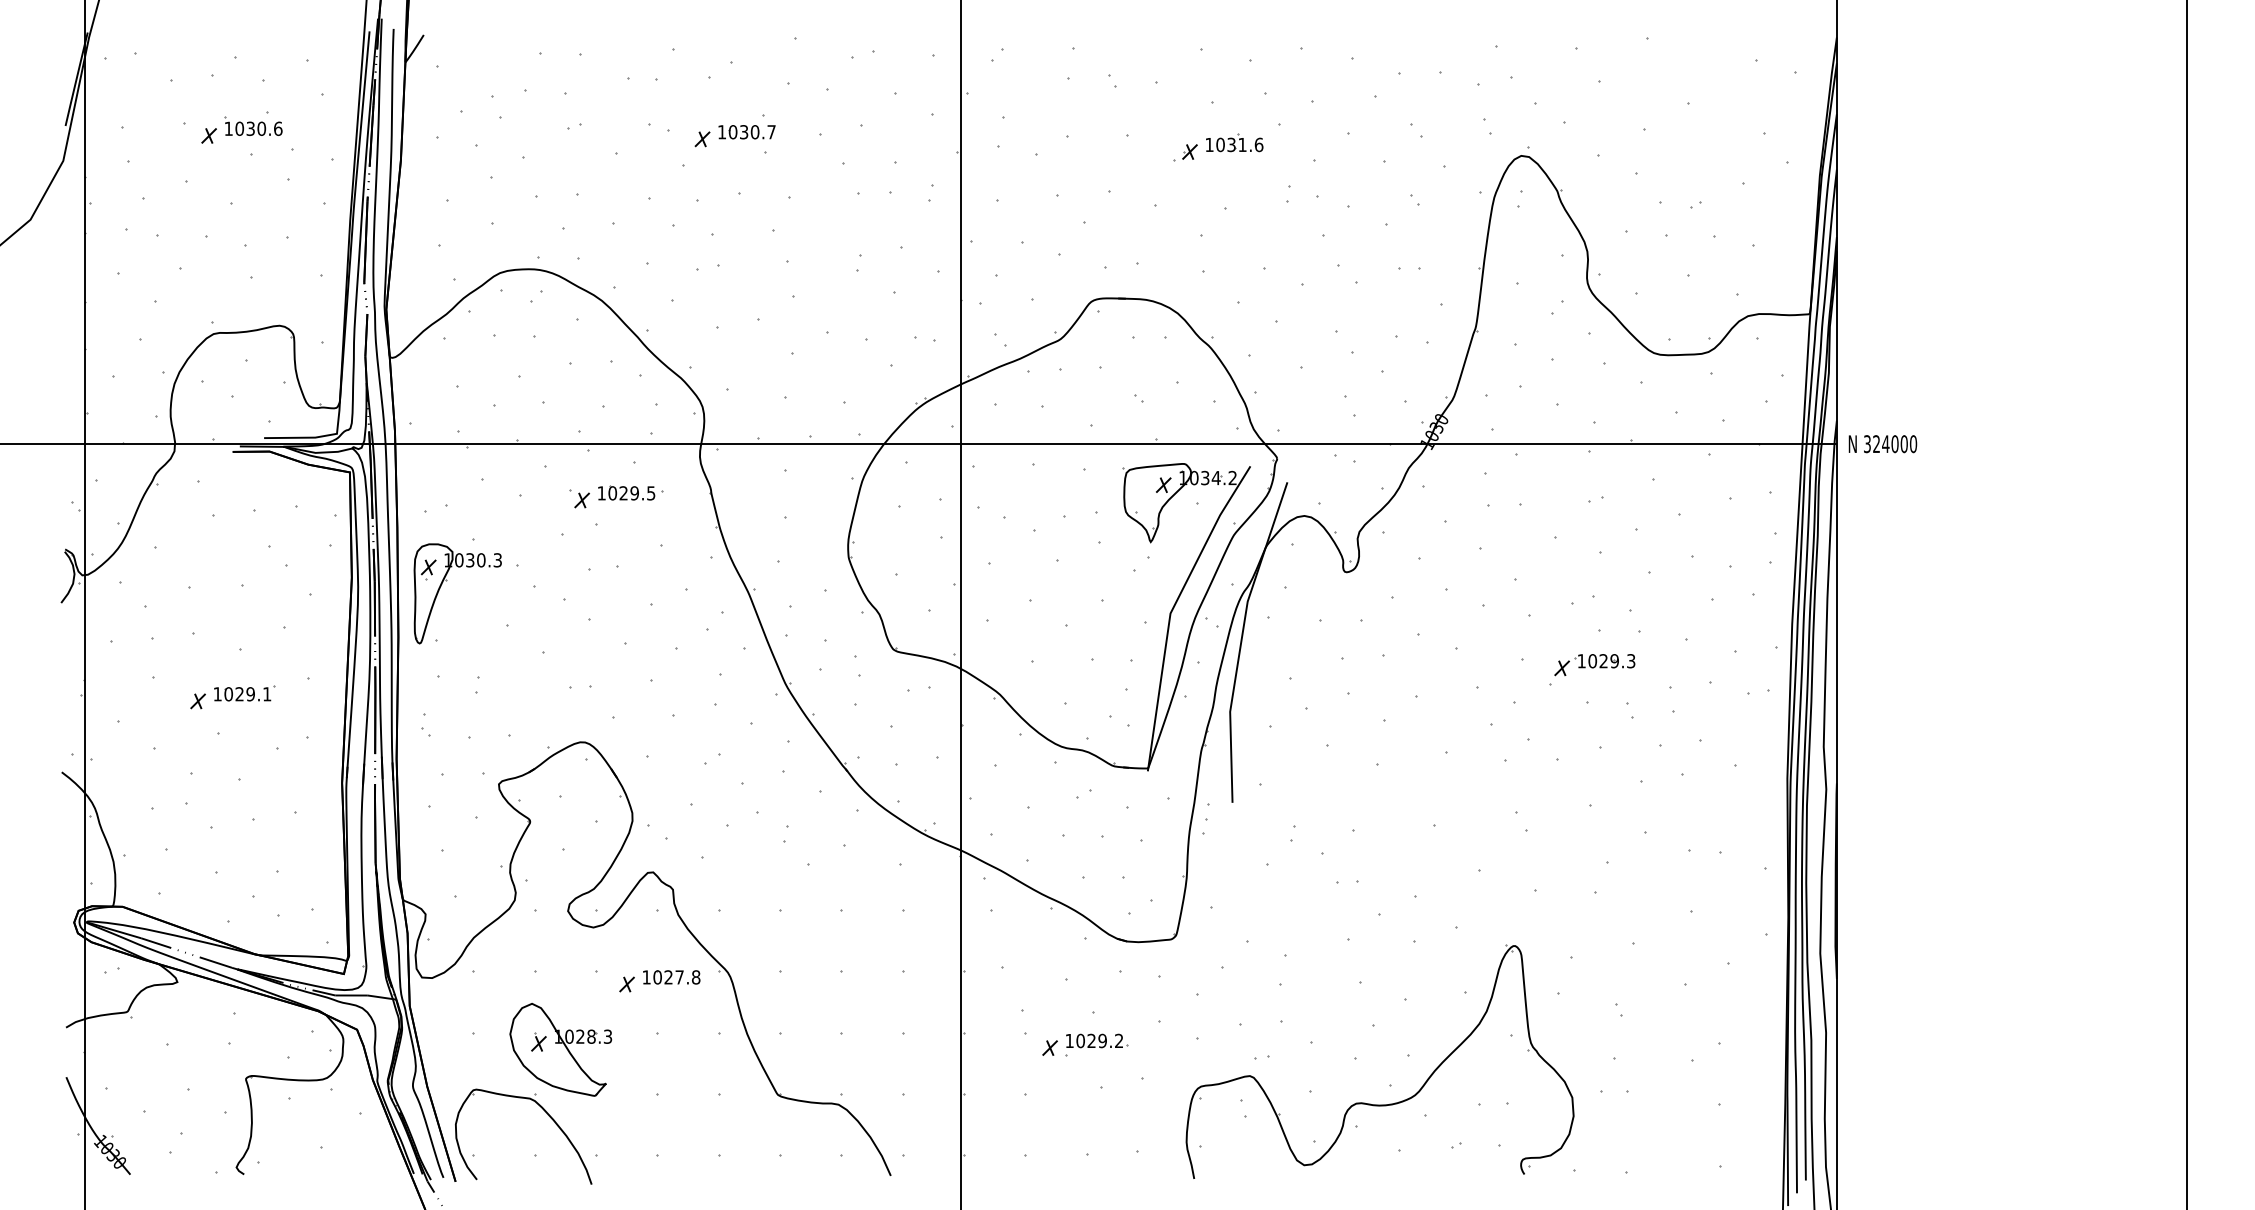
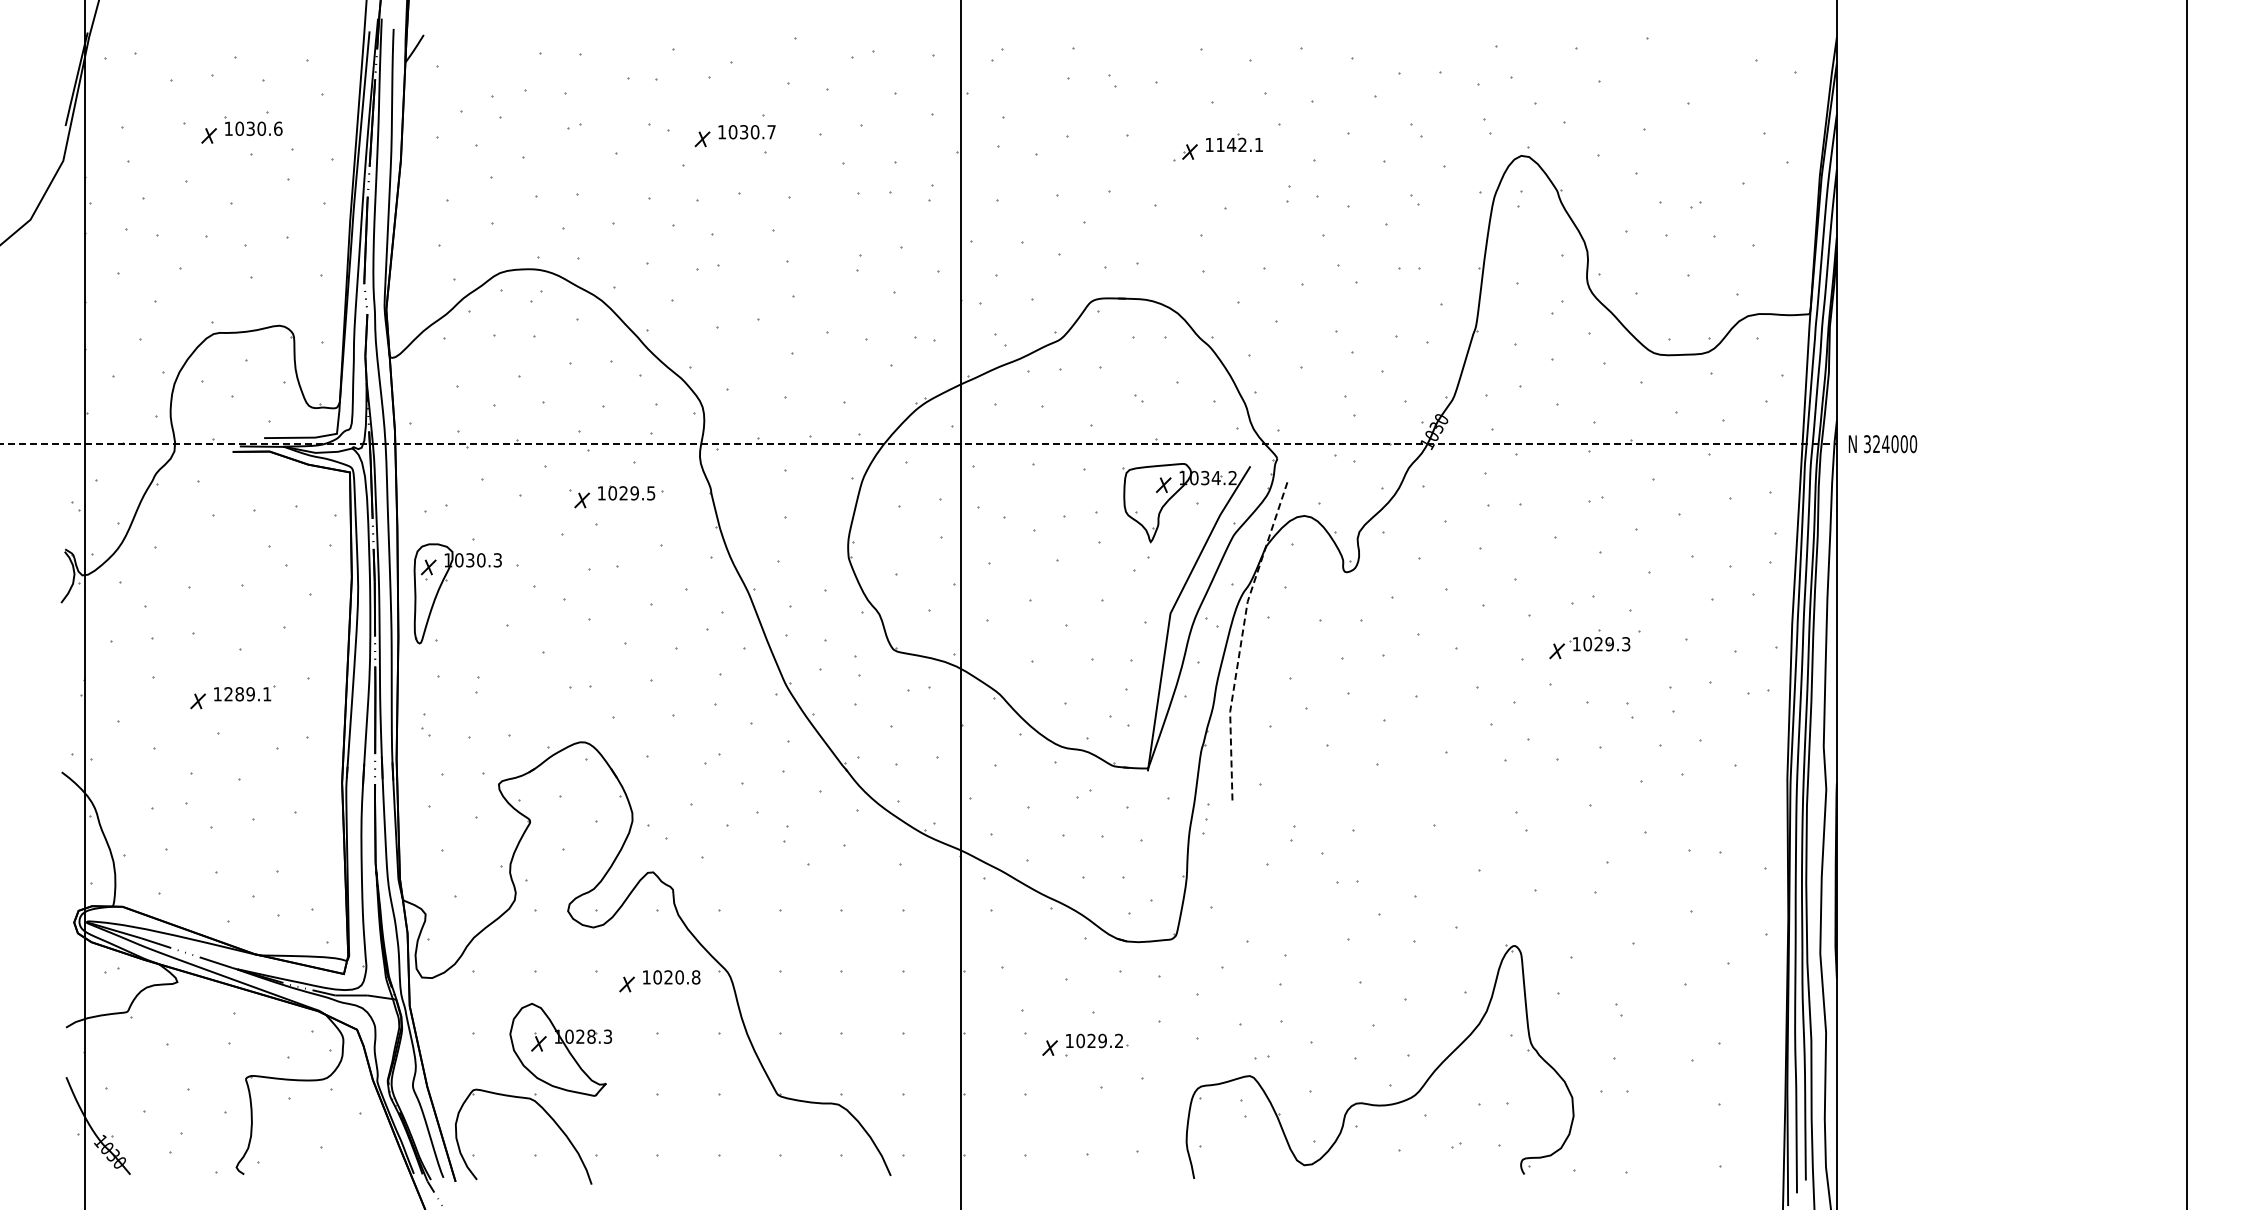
text: 1031.6 -> 1142.1 (1239, 144)
line: solid -> dashed (918, 444)
line: solid -> dashed (1241, 640)
part position: (1594, 665) -> (1589, 648) (1589, 648)
text: 1029.1 -> 1289.1 (233, 694)
text: 1027.8 -> 1020.8 (679, 977)
